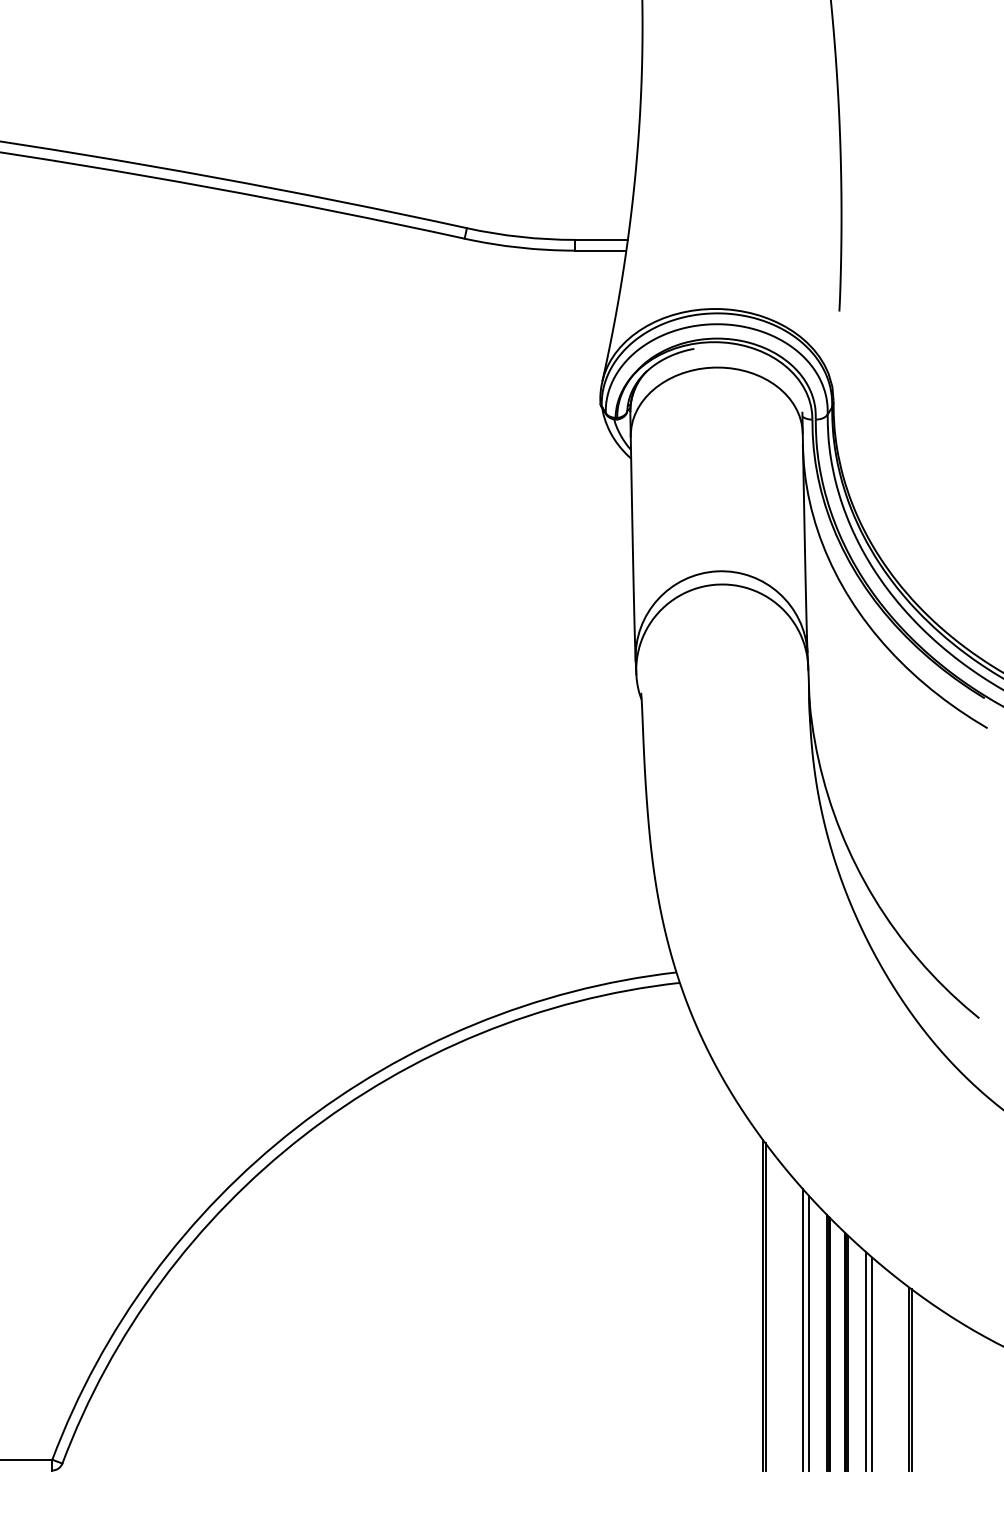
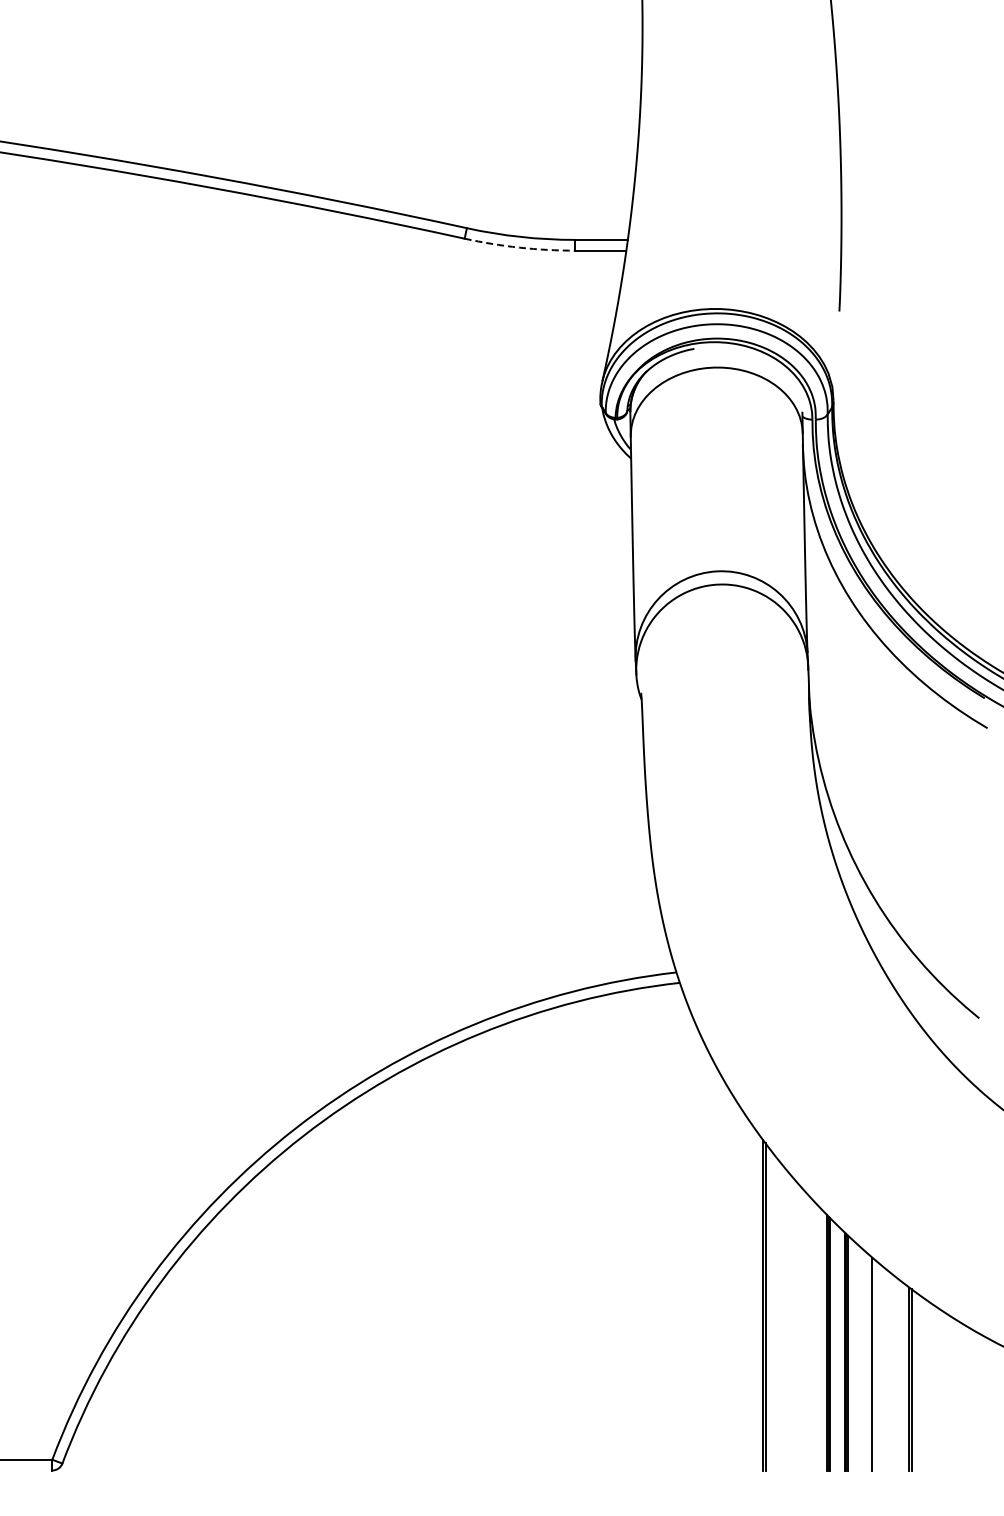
arc: solid -> dashed (519, 247)
line: present -> none (802, 1329)
line: present -> none (808, 1332)
line: present -> none (866, 1361)
